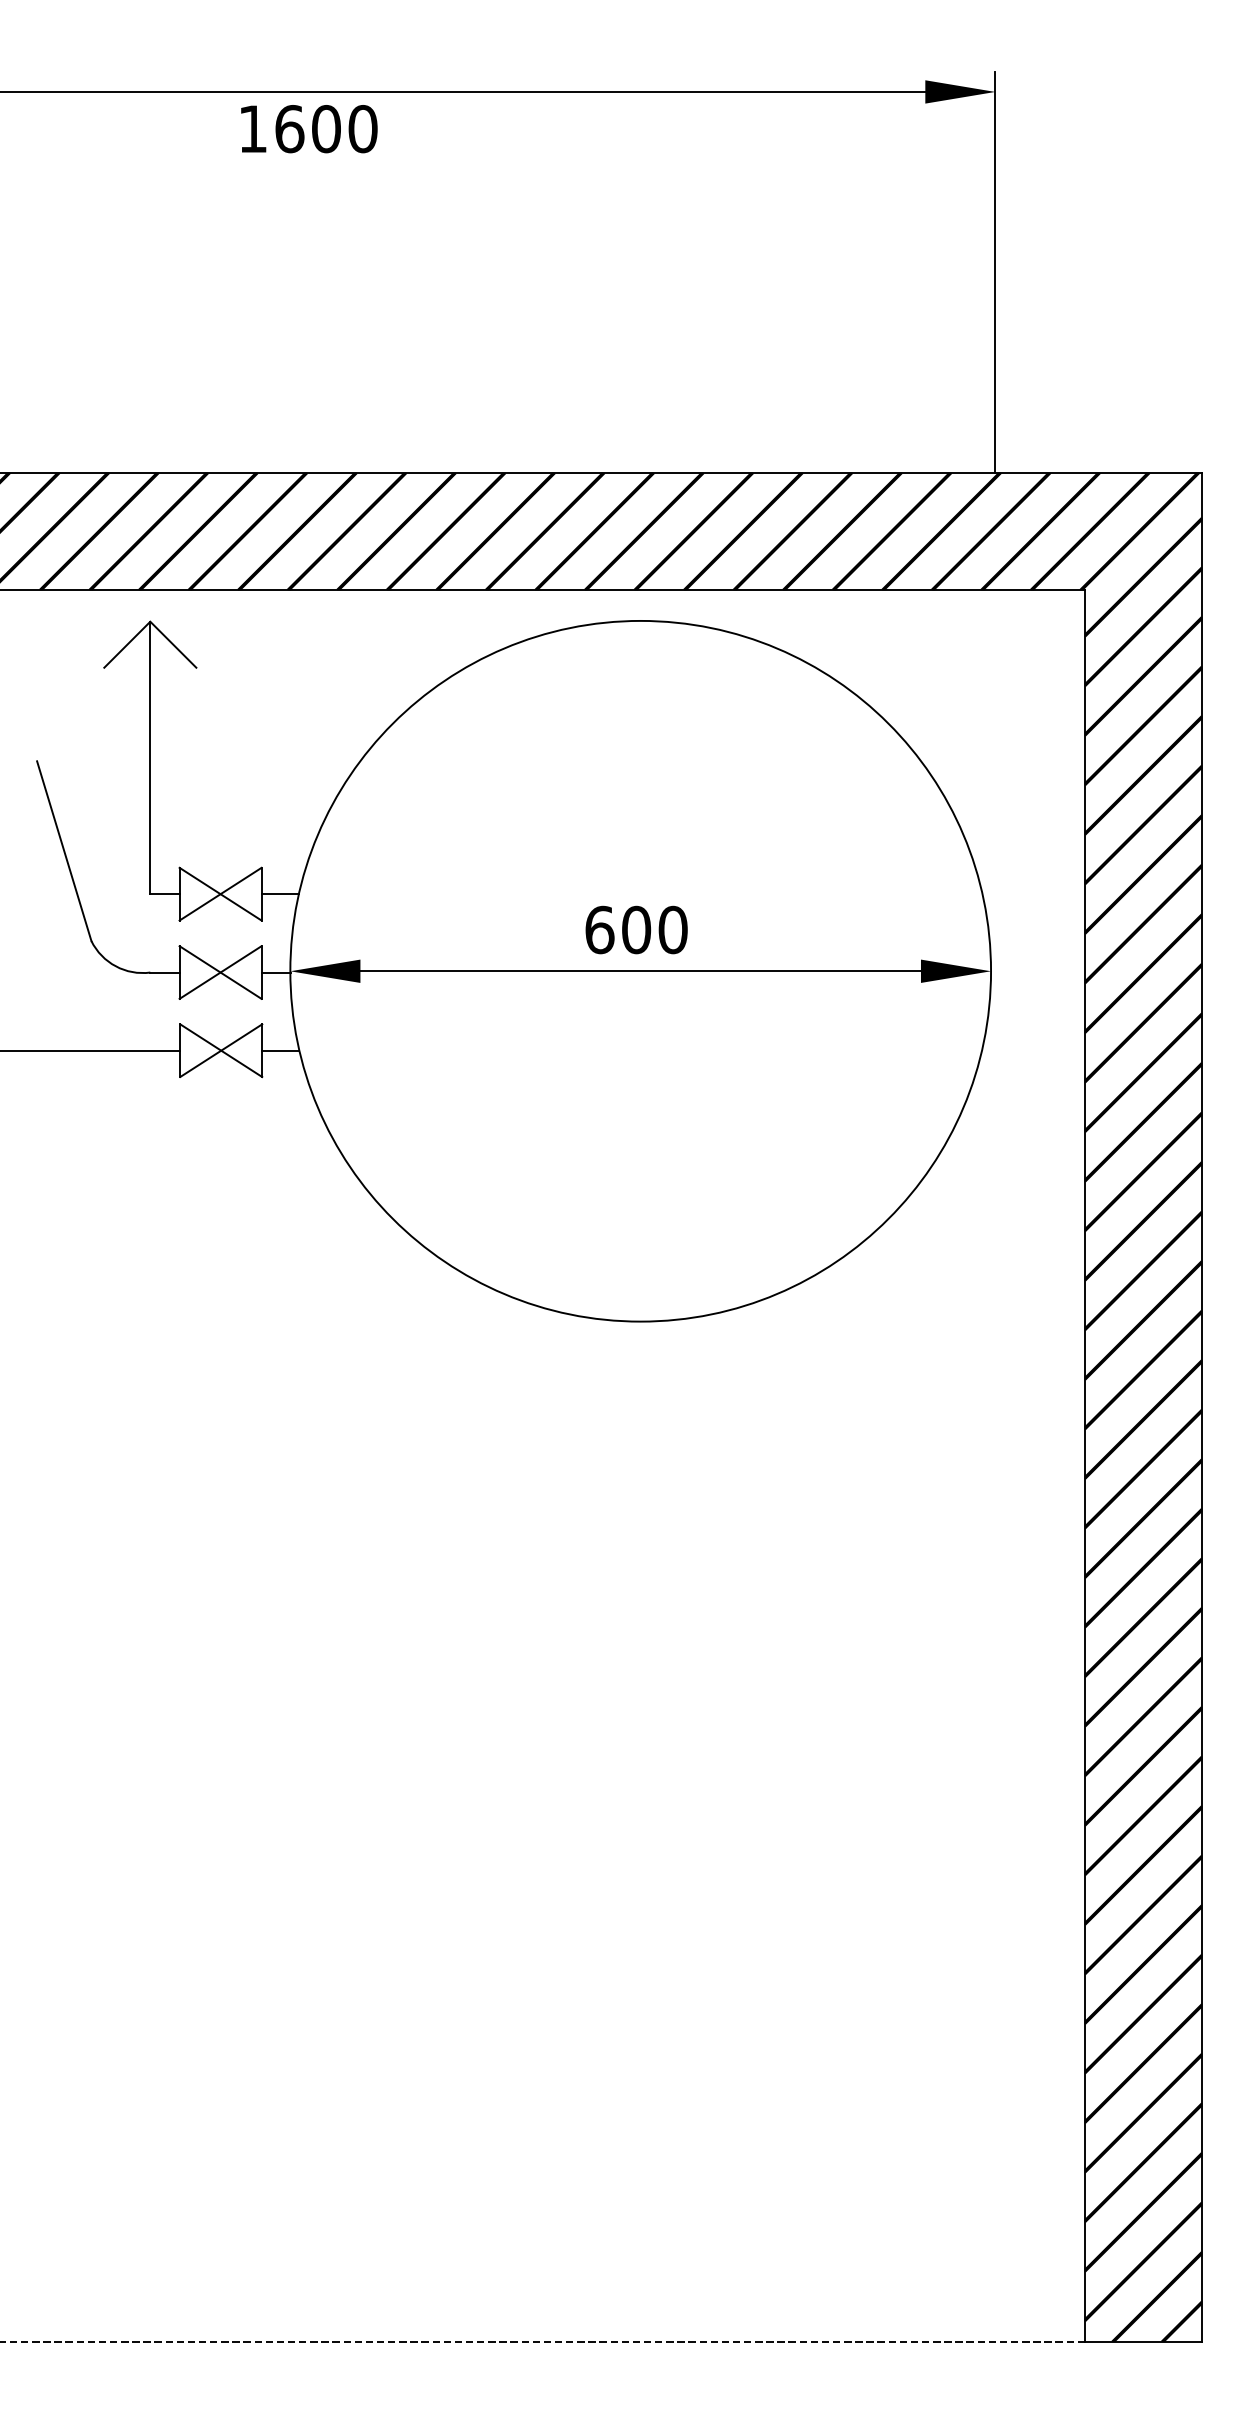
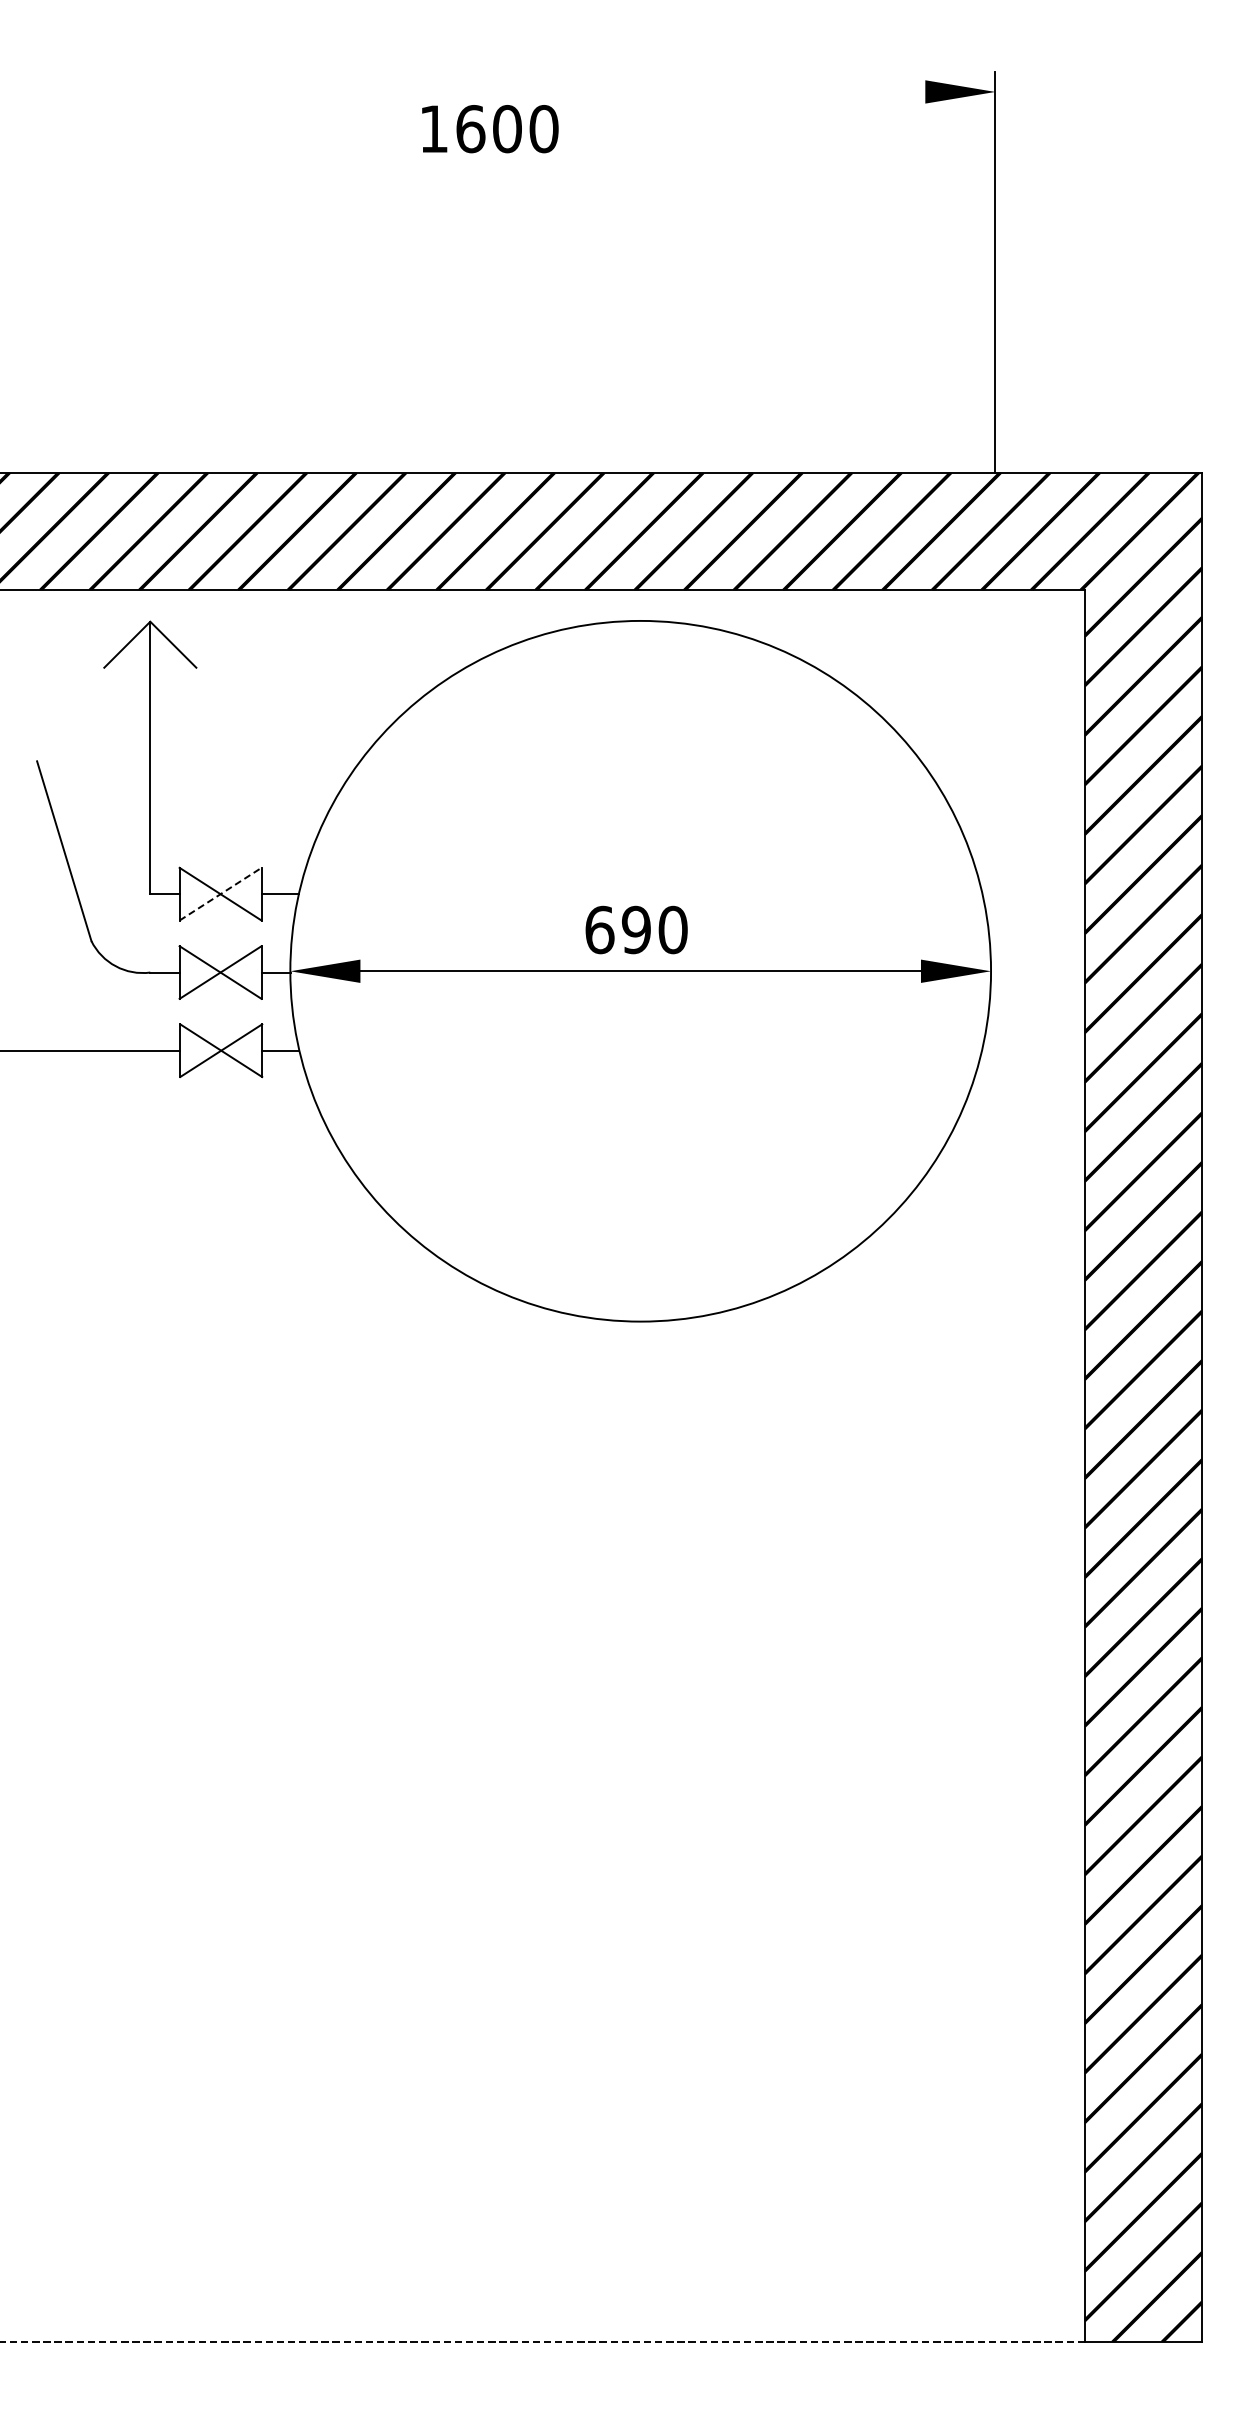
line: present -> none (463, 91)
text position: (309, 129) -> (490, 129) (490, 129)
line: solid -> dashed (220, 894)
text: 600 -> 690 (636, 930)
